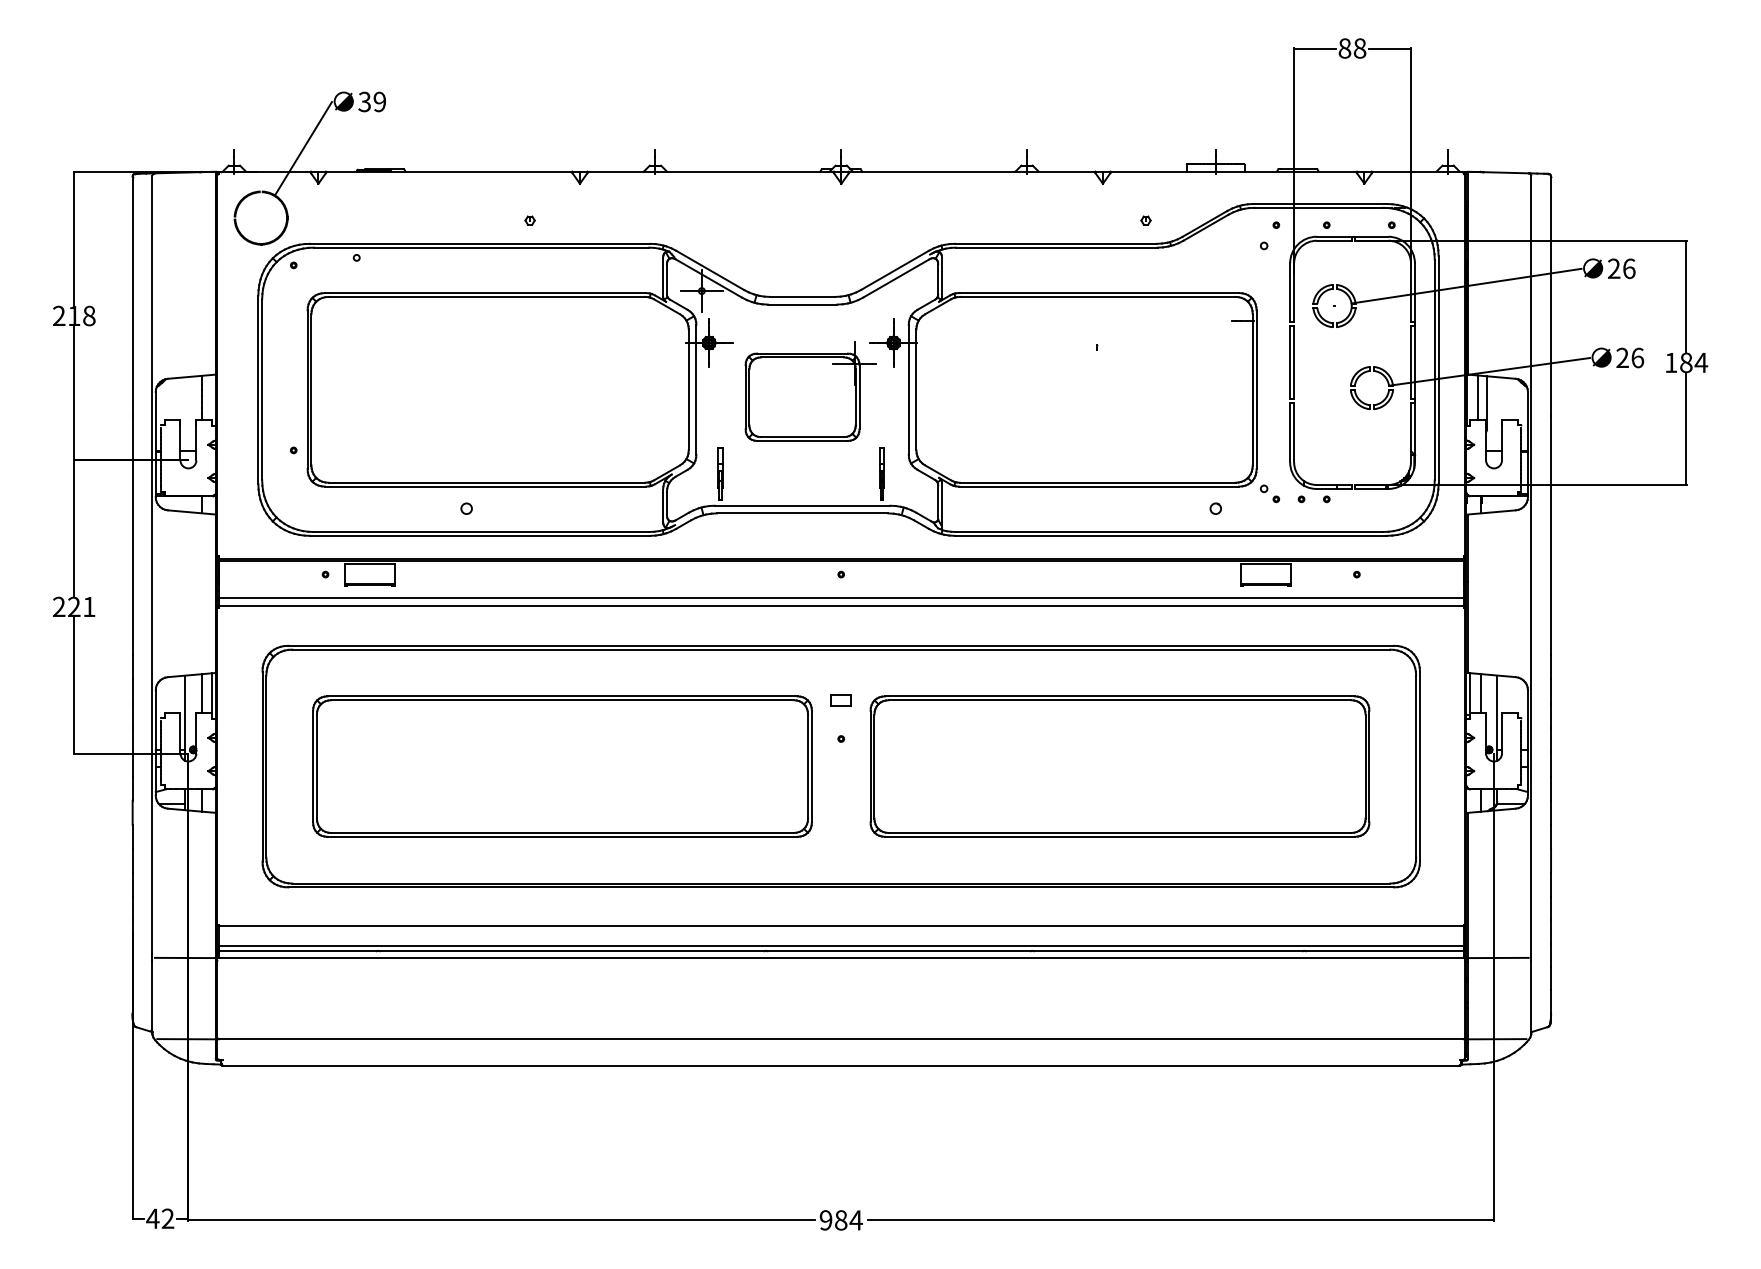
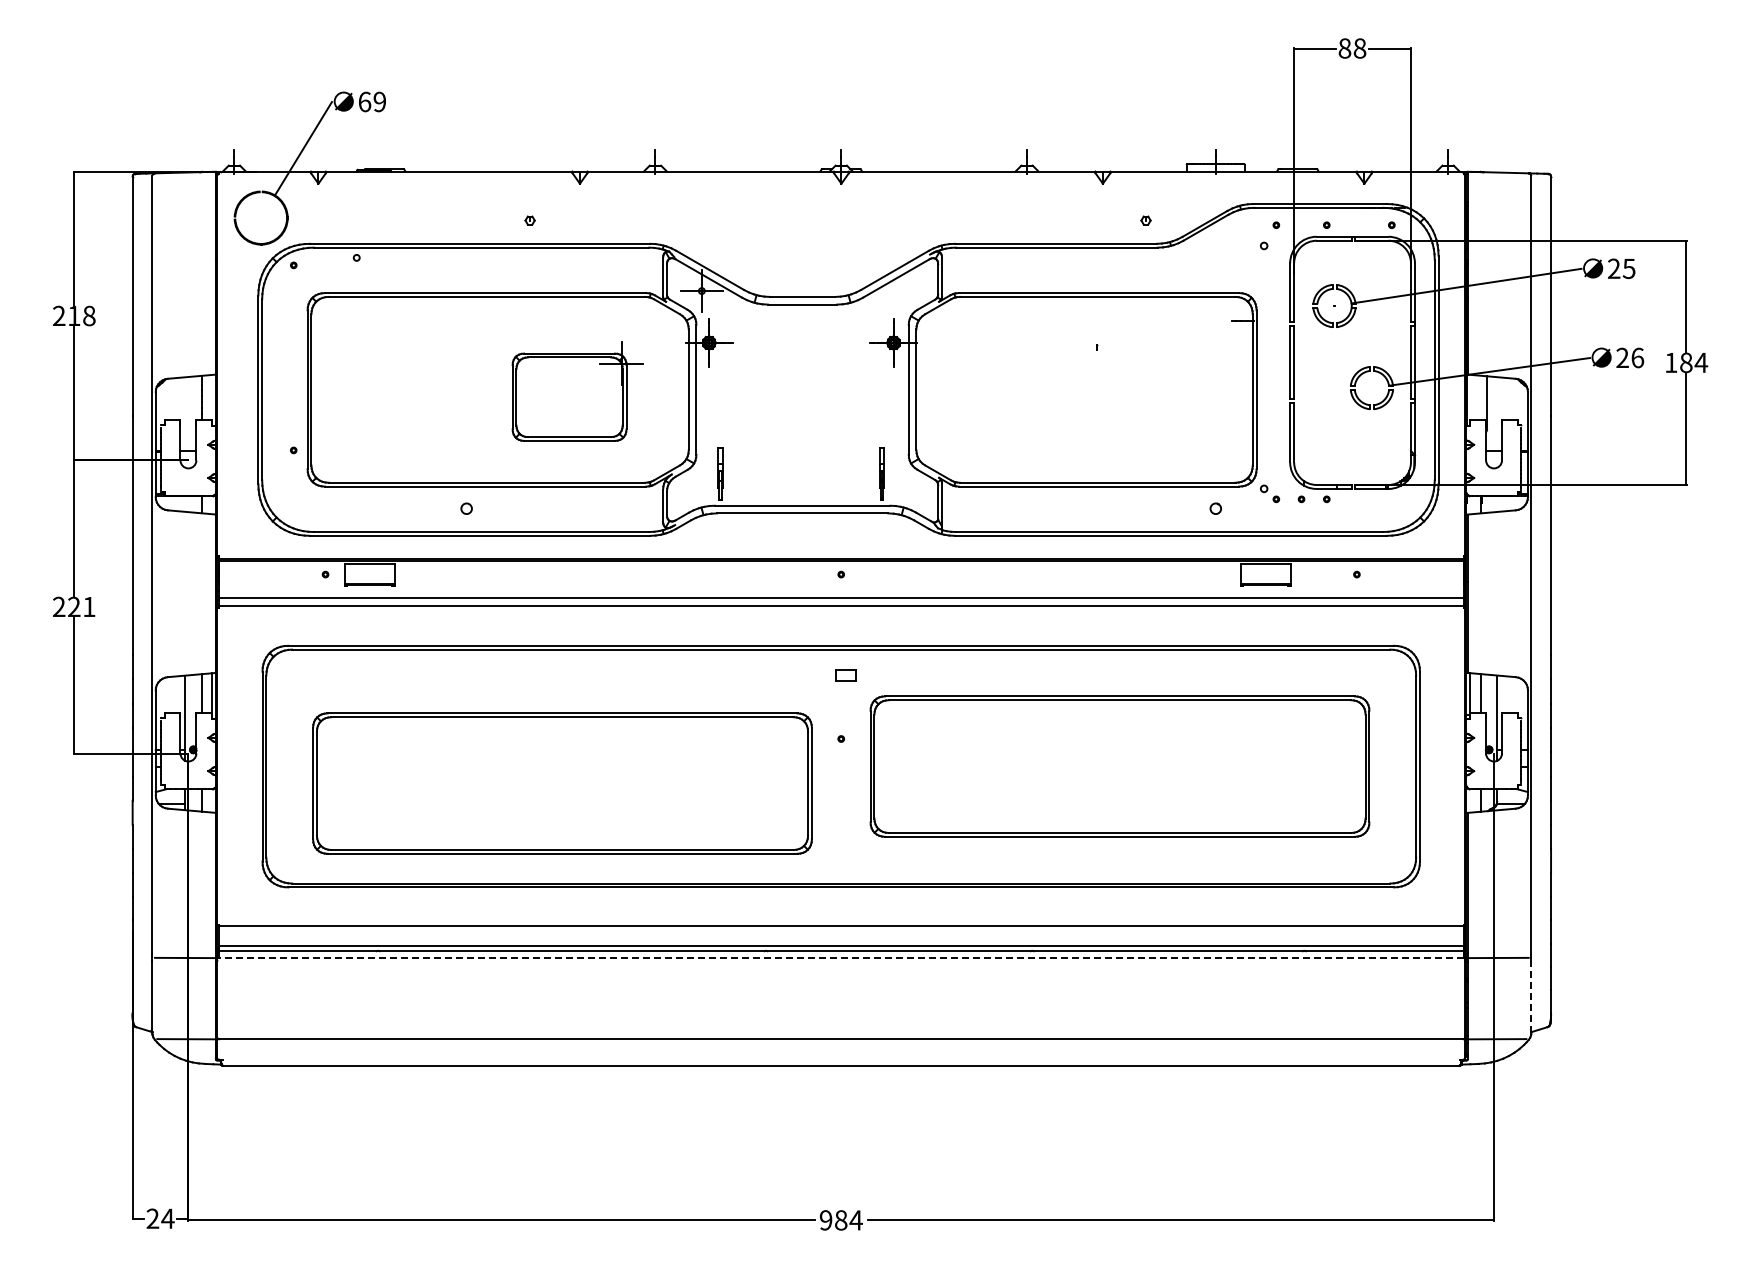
text: 39 -> 69 (364, 101)
text: 26 -> 25 (1628, 268)
part position: (810, 391) -> (577, 391) (577, 391)
line: present -> none (1477, 397)
part position: (840, 700) -> (845, 675) (845, 675)
part position: (562, 766) -> (562, 783) (562, 783)
line: solid -> dashed (840, 957)
line: solid -> dashed (1531, 996)
text: 42 -> 24 (160, 1218)
